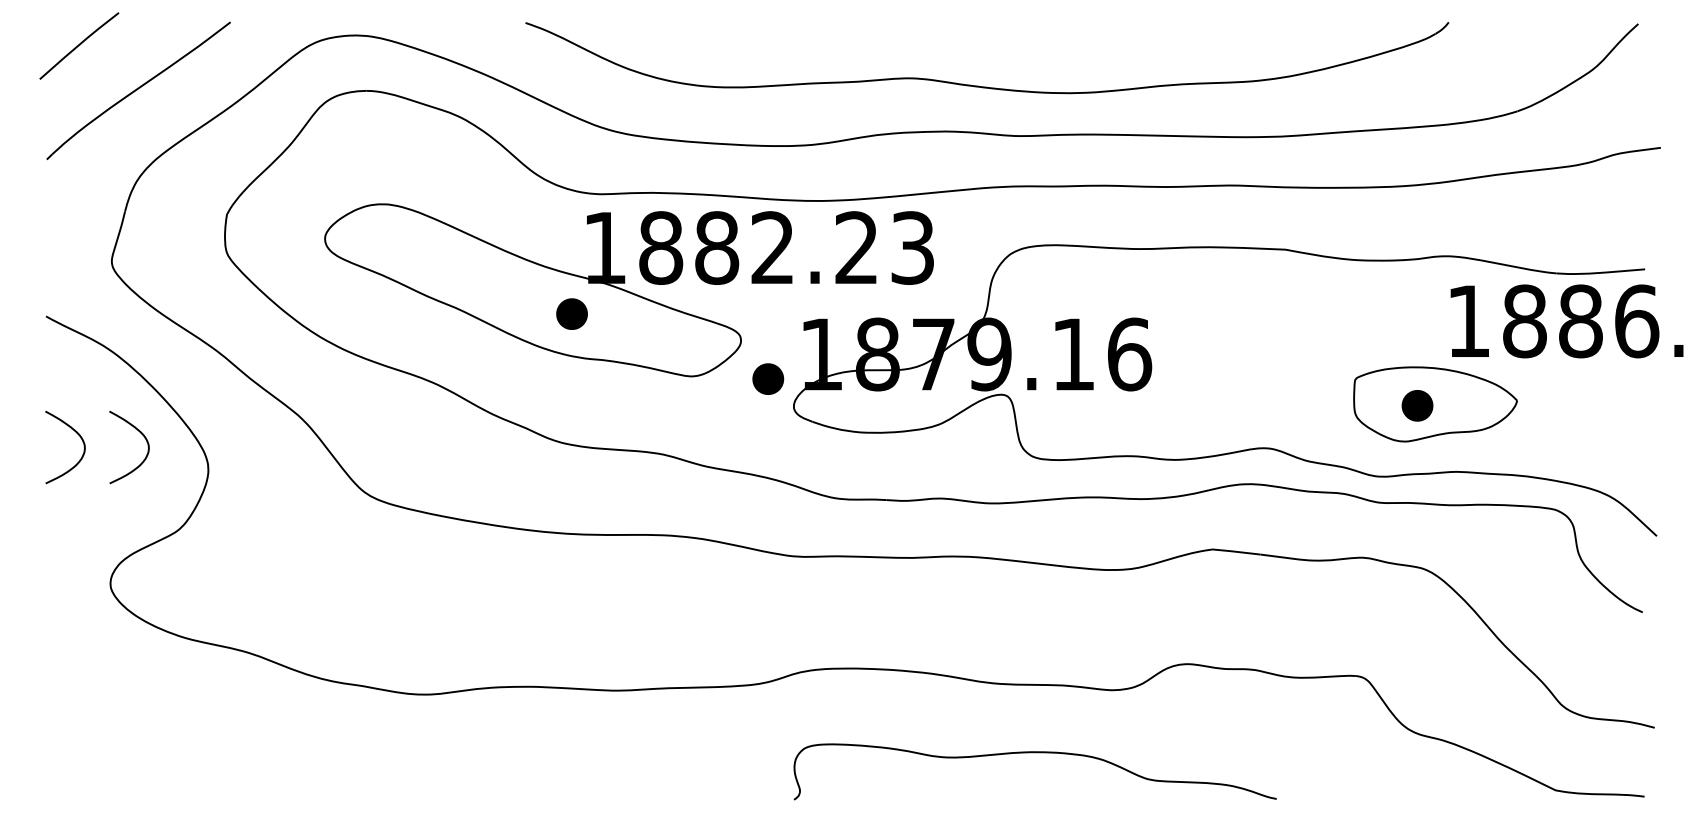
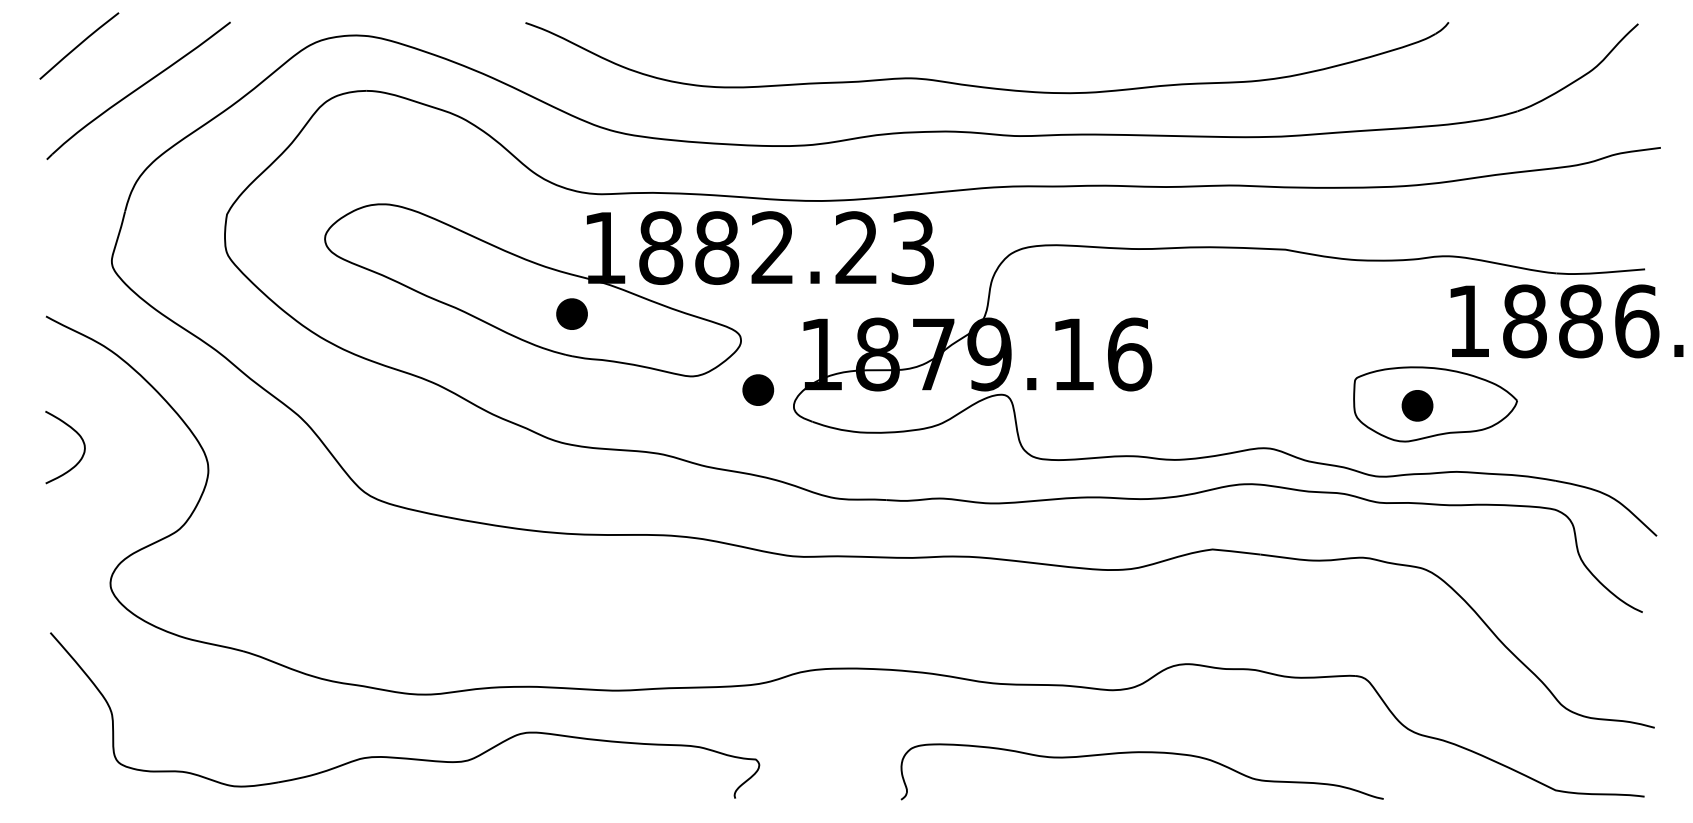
part position: (768, 378) -> (758, 389) (758, 389)
curve: present -> none (144, 438)
part position: (1034, 753) -> (1141, 753) (1141, 753)
part: none -> present (405, 757)
